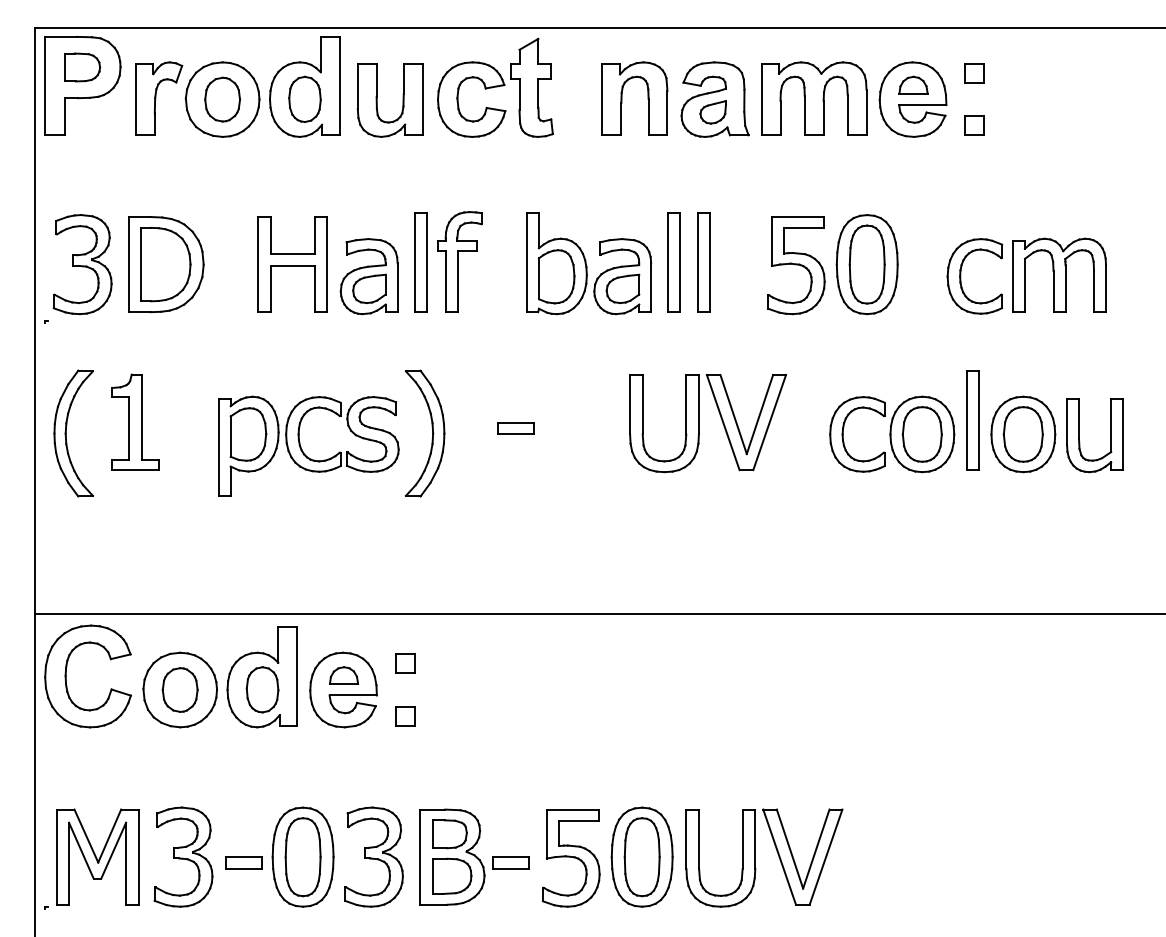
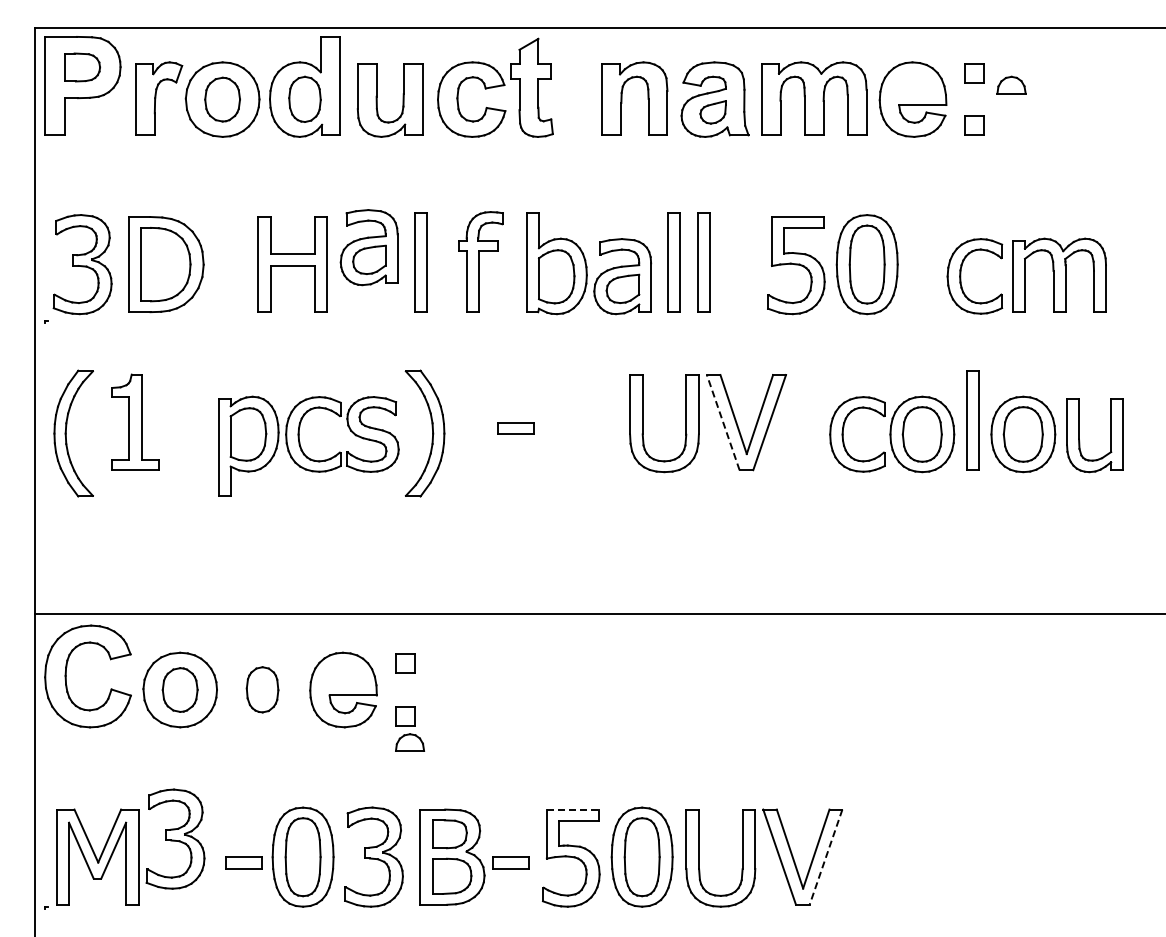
part position: (913, 84) -> (1011, 84) (1011, 84)
part position: (459, 261) -> (480, 261) (480, 261)
part position: (368, 276) -> (368, 247) (368, 247)
line: solid -> dashed (723, 422)
part position: (344, 675) -> (410, 742) (410, 742)
part: present -> none (261, 677)
line: solid -> dashed (573, 809)
part position: (183, 856) -> (175, 838) (175, 838)
line: solid -> dashed (825, 857)
